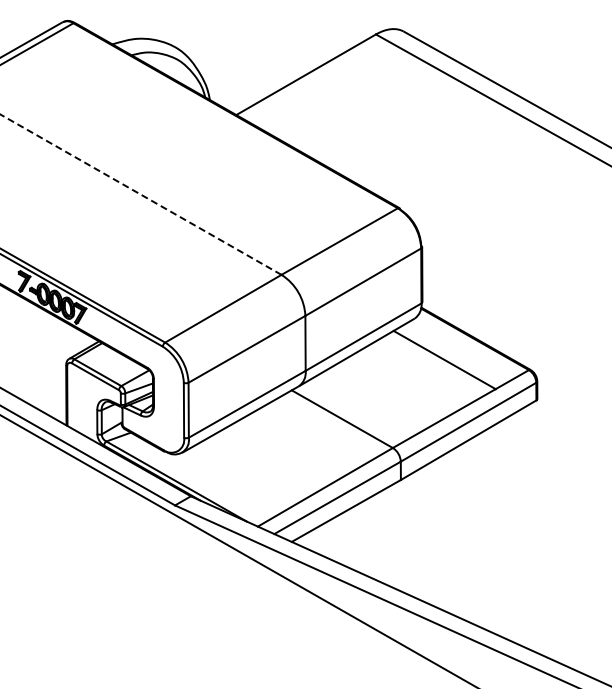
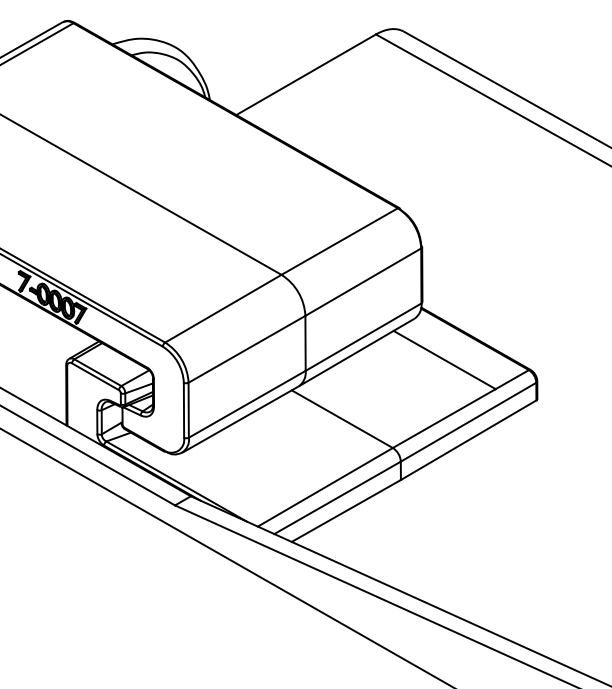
line: dashed -> solid (141, 194)
line position: (238, 550) -> (226, 557) (226, 557)
